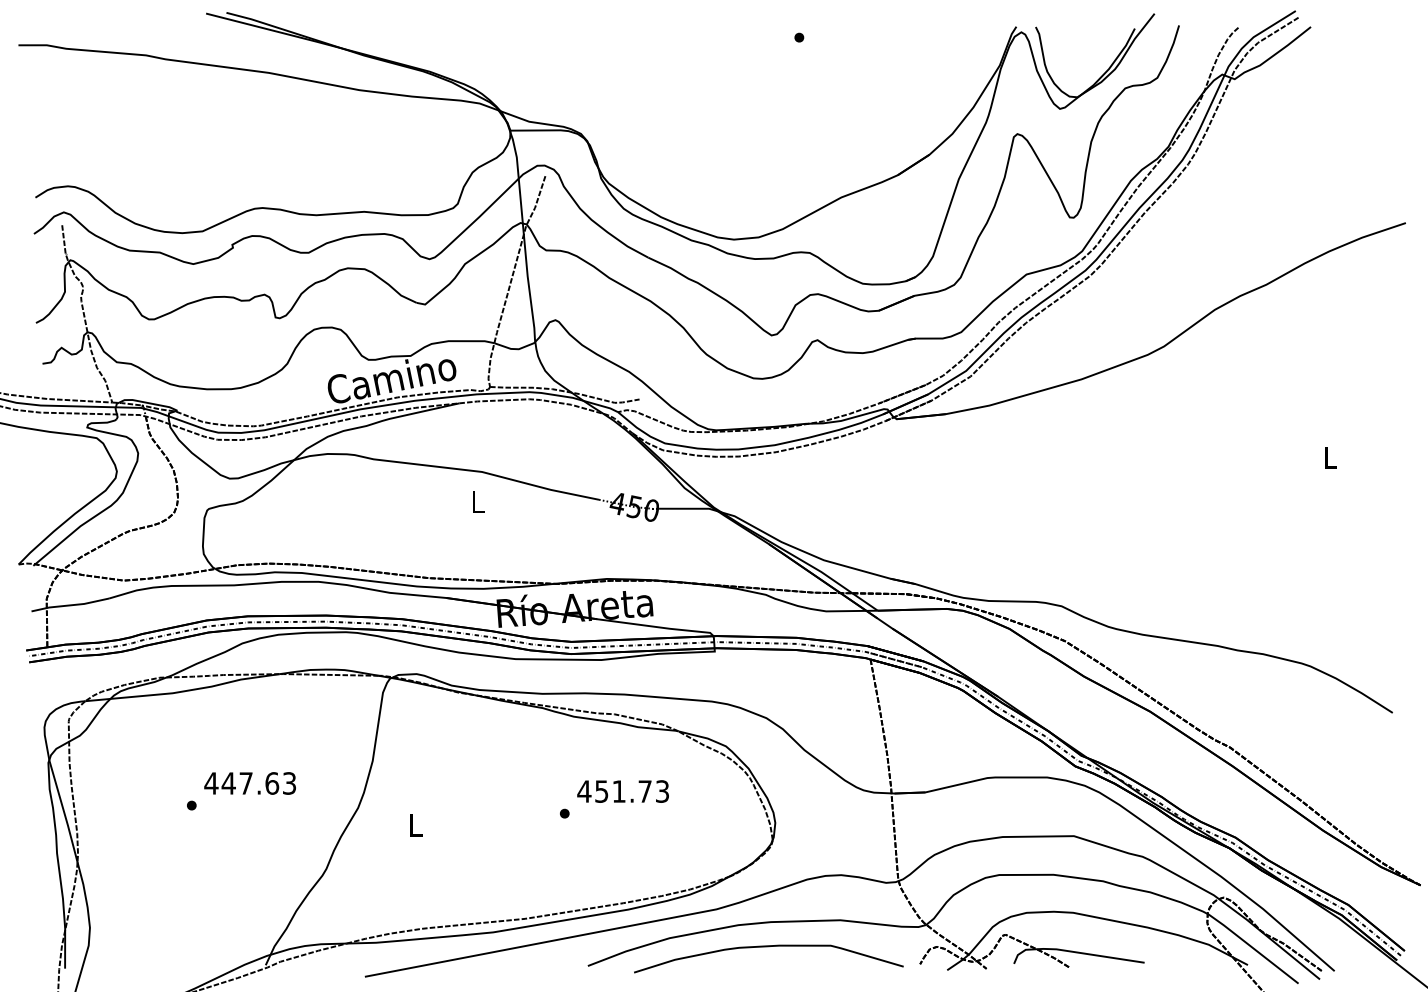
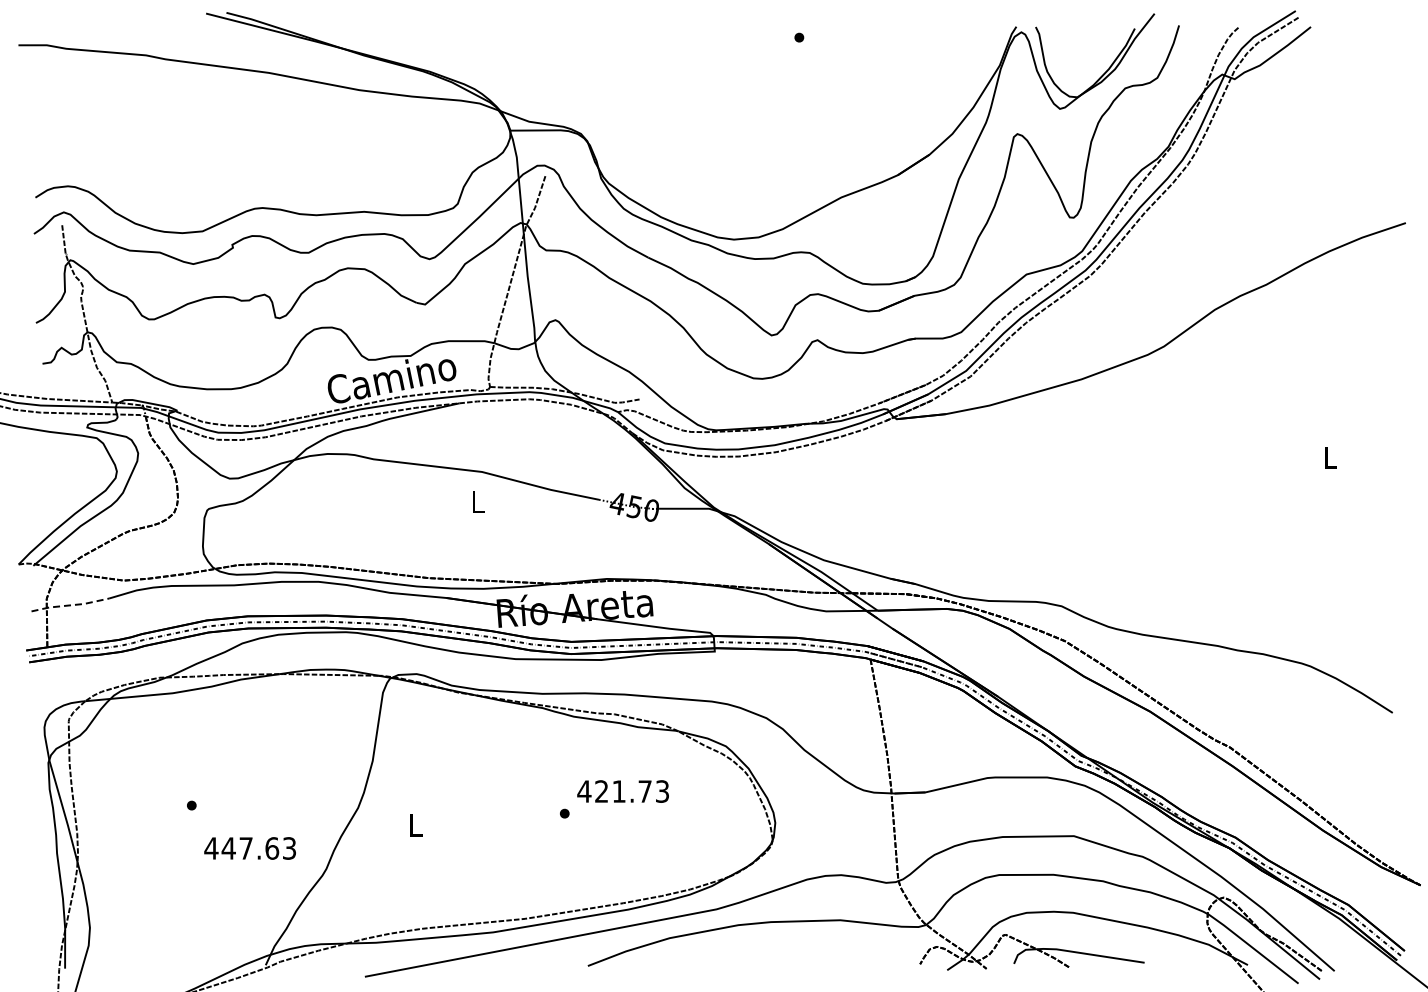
line: solid -> dashed (70, 605)
text position: (249, 783) -> (249, 848) (249, 848)
text: 451.73 -> 421.73 (601, 791)
curve: present -> none (768, 947)
